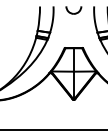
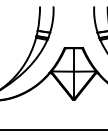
part: present -> none (73, 10)
